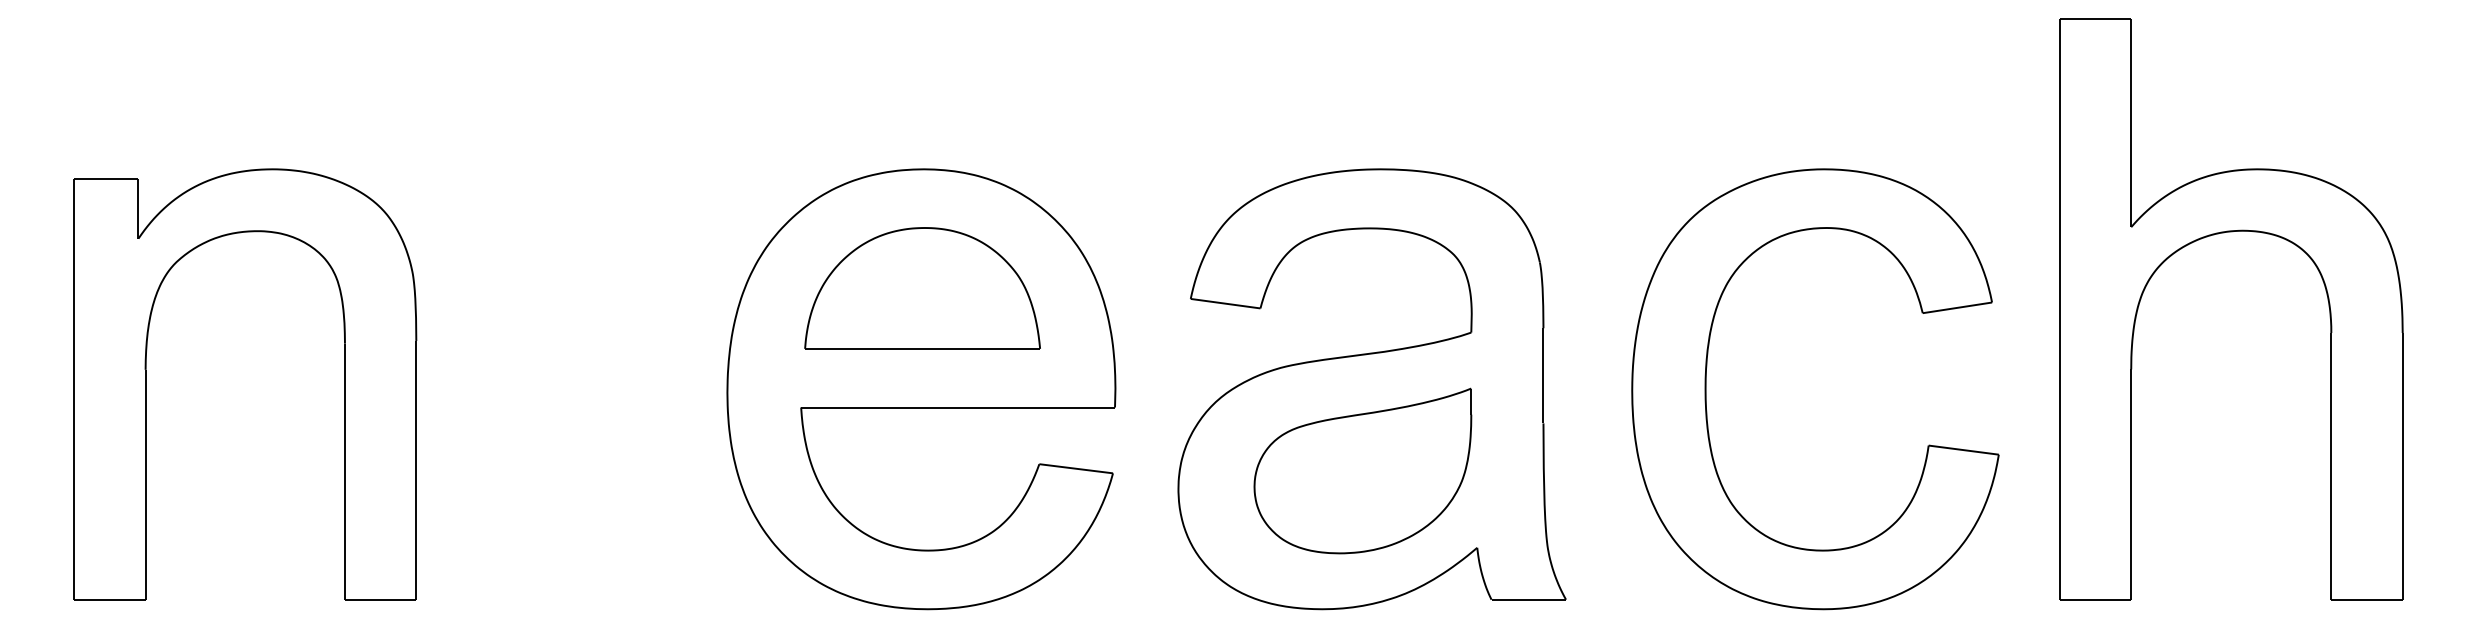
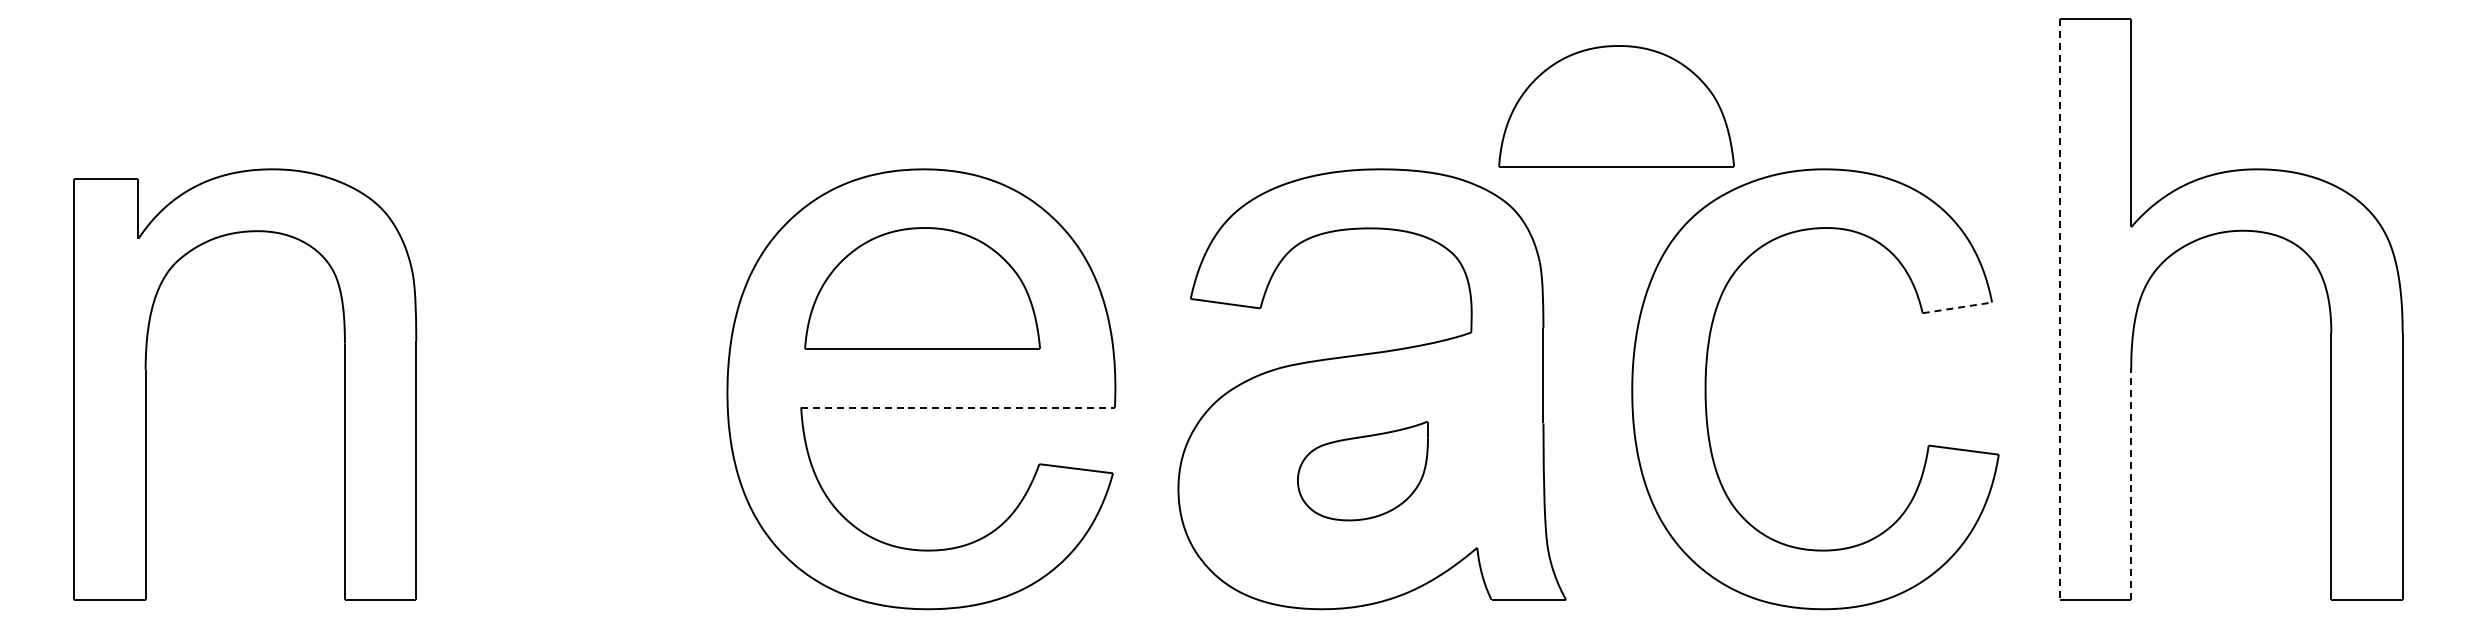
part: none -> present (1616, 106)
line: solid -> dashed (1957, 307)
line: solid -> dashed (2059, 309)
line: solid -> dashed (958, 407)
part size: 220x168 px -> 132x102 px (1362, 470)
line: solid -> dashed (2131, 484)
